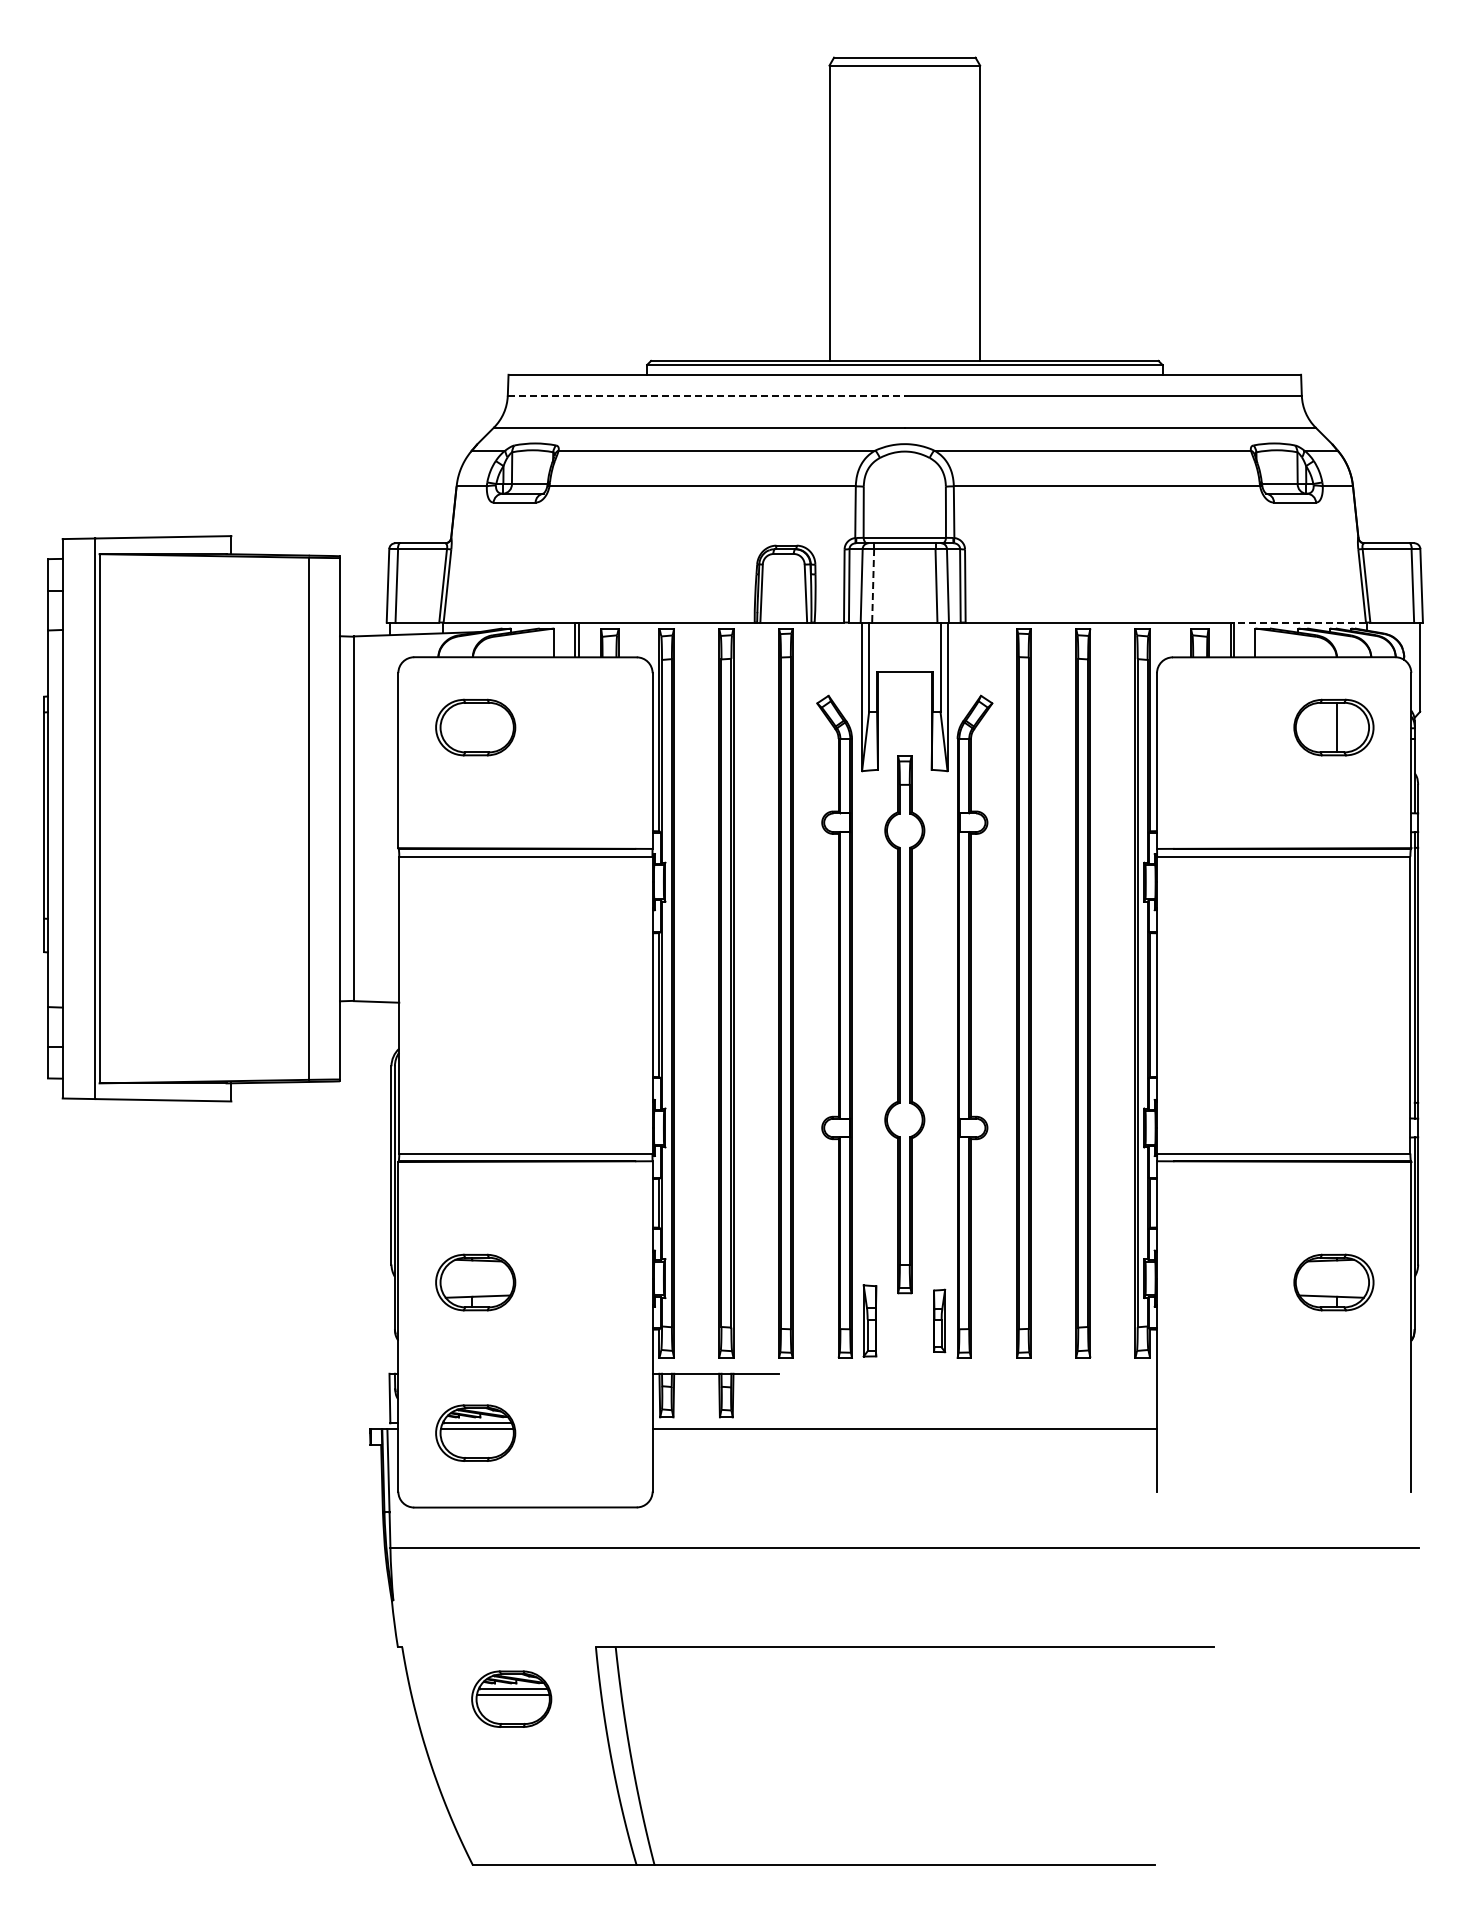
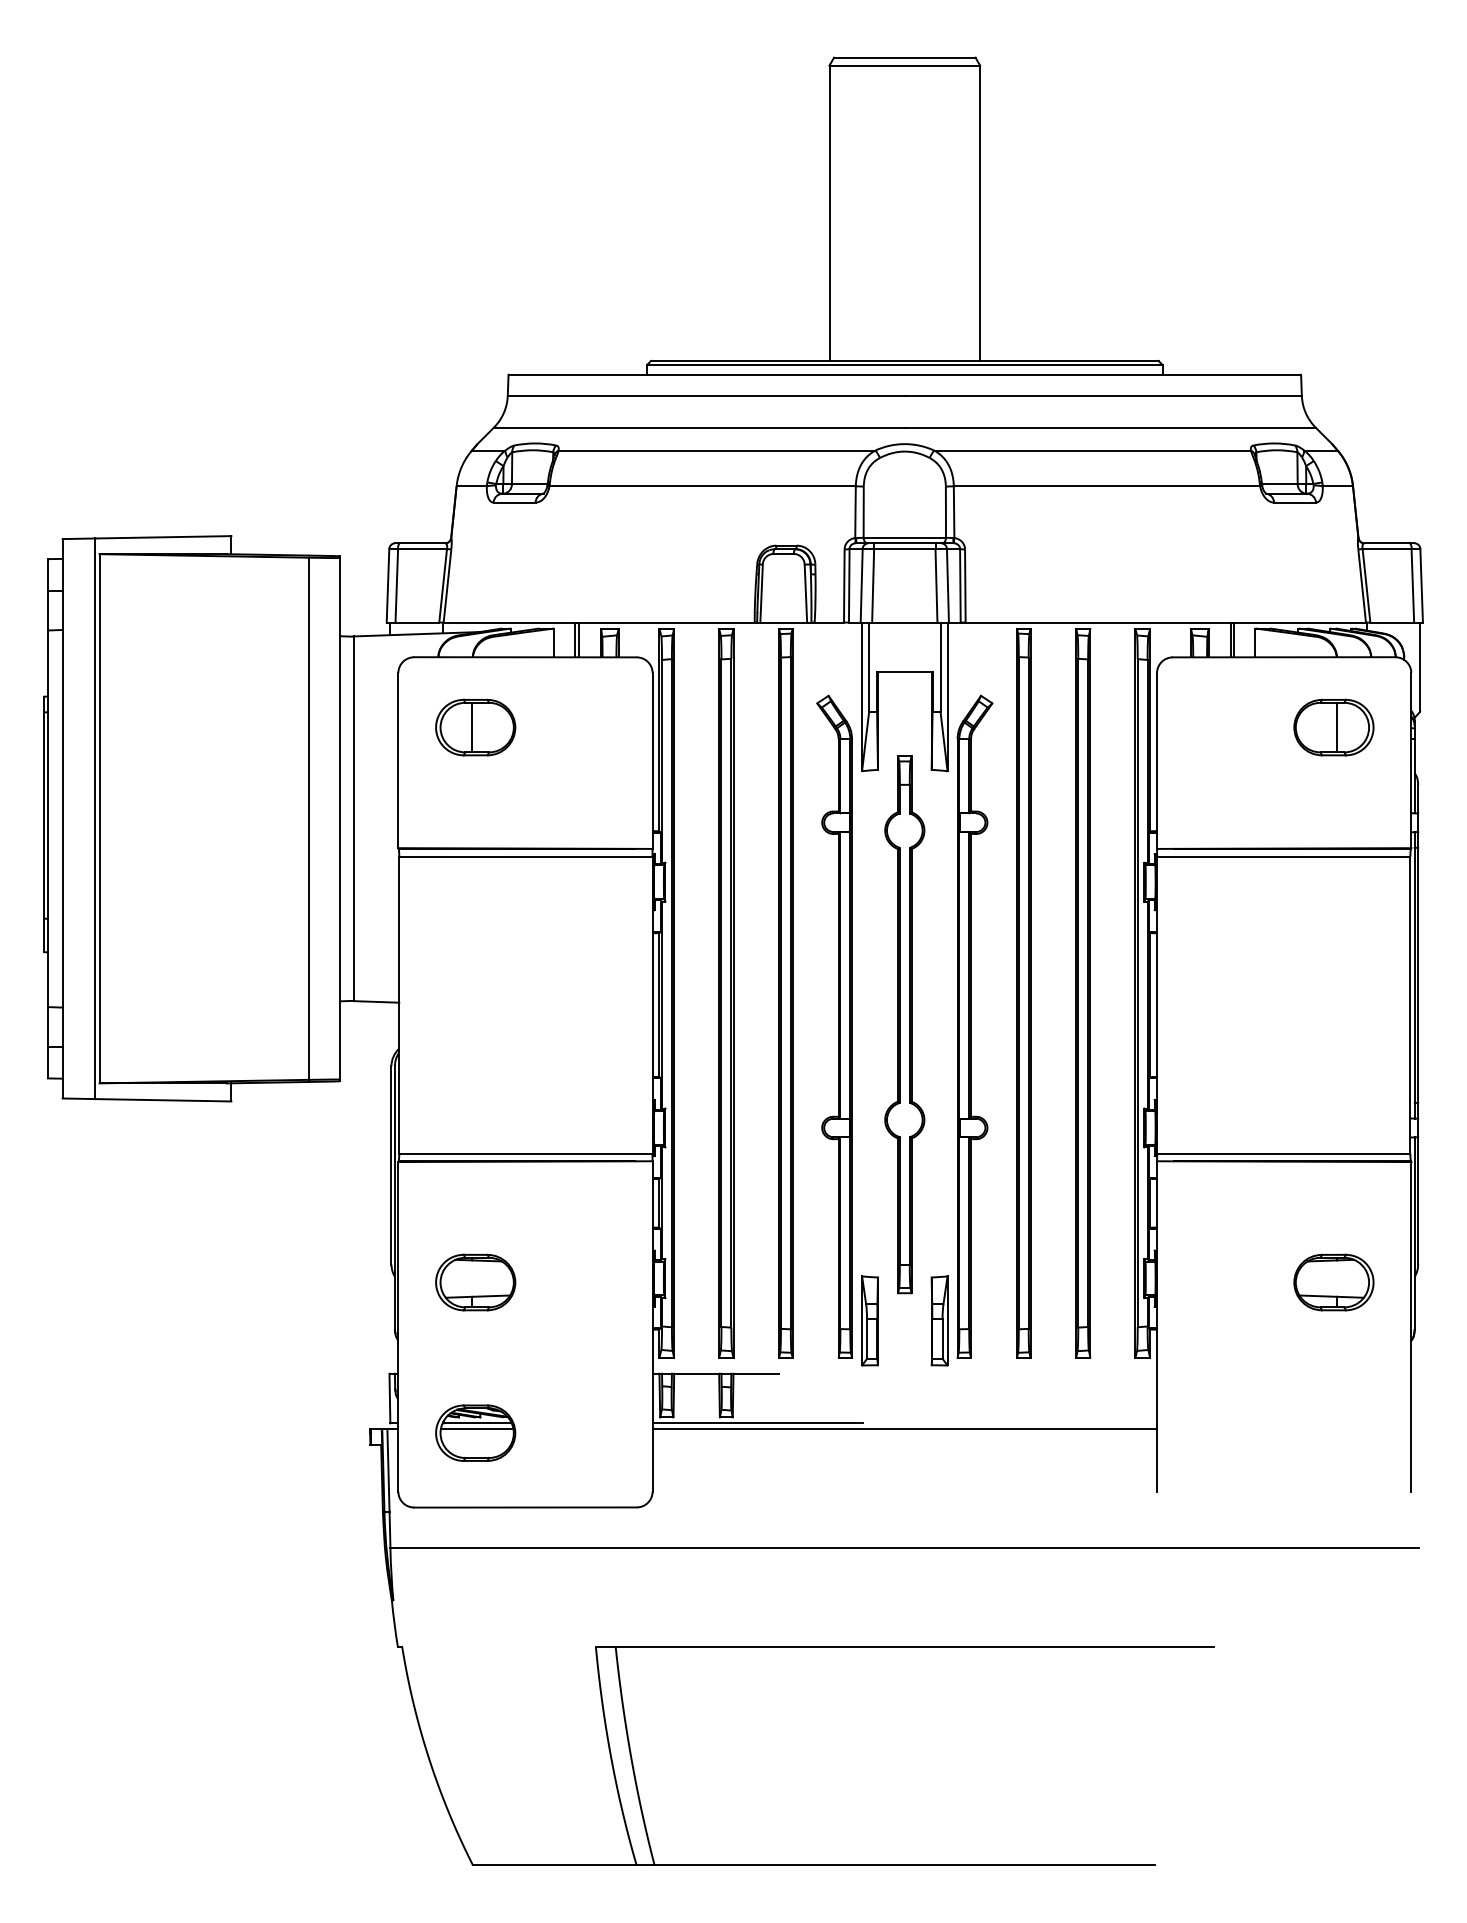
line: dashed -> solid (706, 395)
line: dashed -> solid (873, 585)
line: dashed -> solid (1300, 622)
line: none -> present (472, 727)
part size: 16x74 px -> 18x92 px (869, 1320)
part size: 14x66 px -> 19x92 px (939, 1320)
line: none -> present (757, 1423)
part: present -> none (511, 1698)
